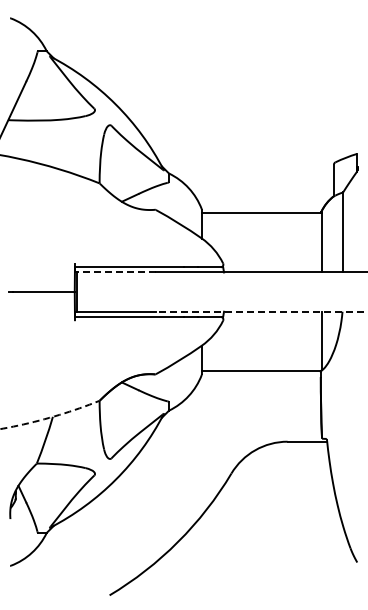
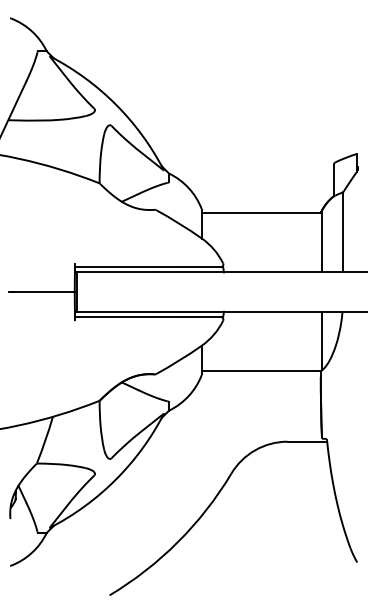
line: dashed -> solid (116, 272)
line: dashed -> solid (262, 311)
arc: dashed -> solid (51, 417)
